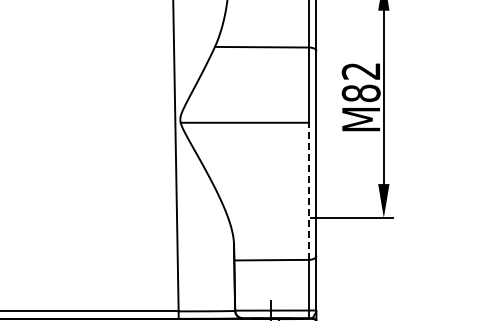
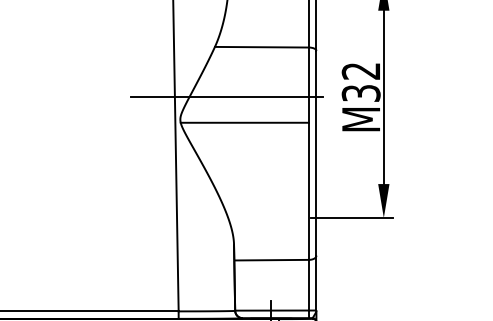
text: M82 -> M32 (360, 93)
line: none -> present (226, 97)
line: dashed -> solid (308, 191)
